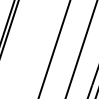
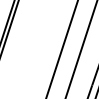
line position: (54, 48) -> (62, 48) (62, 48)
